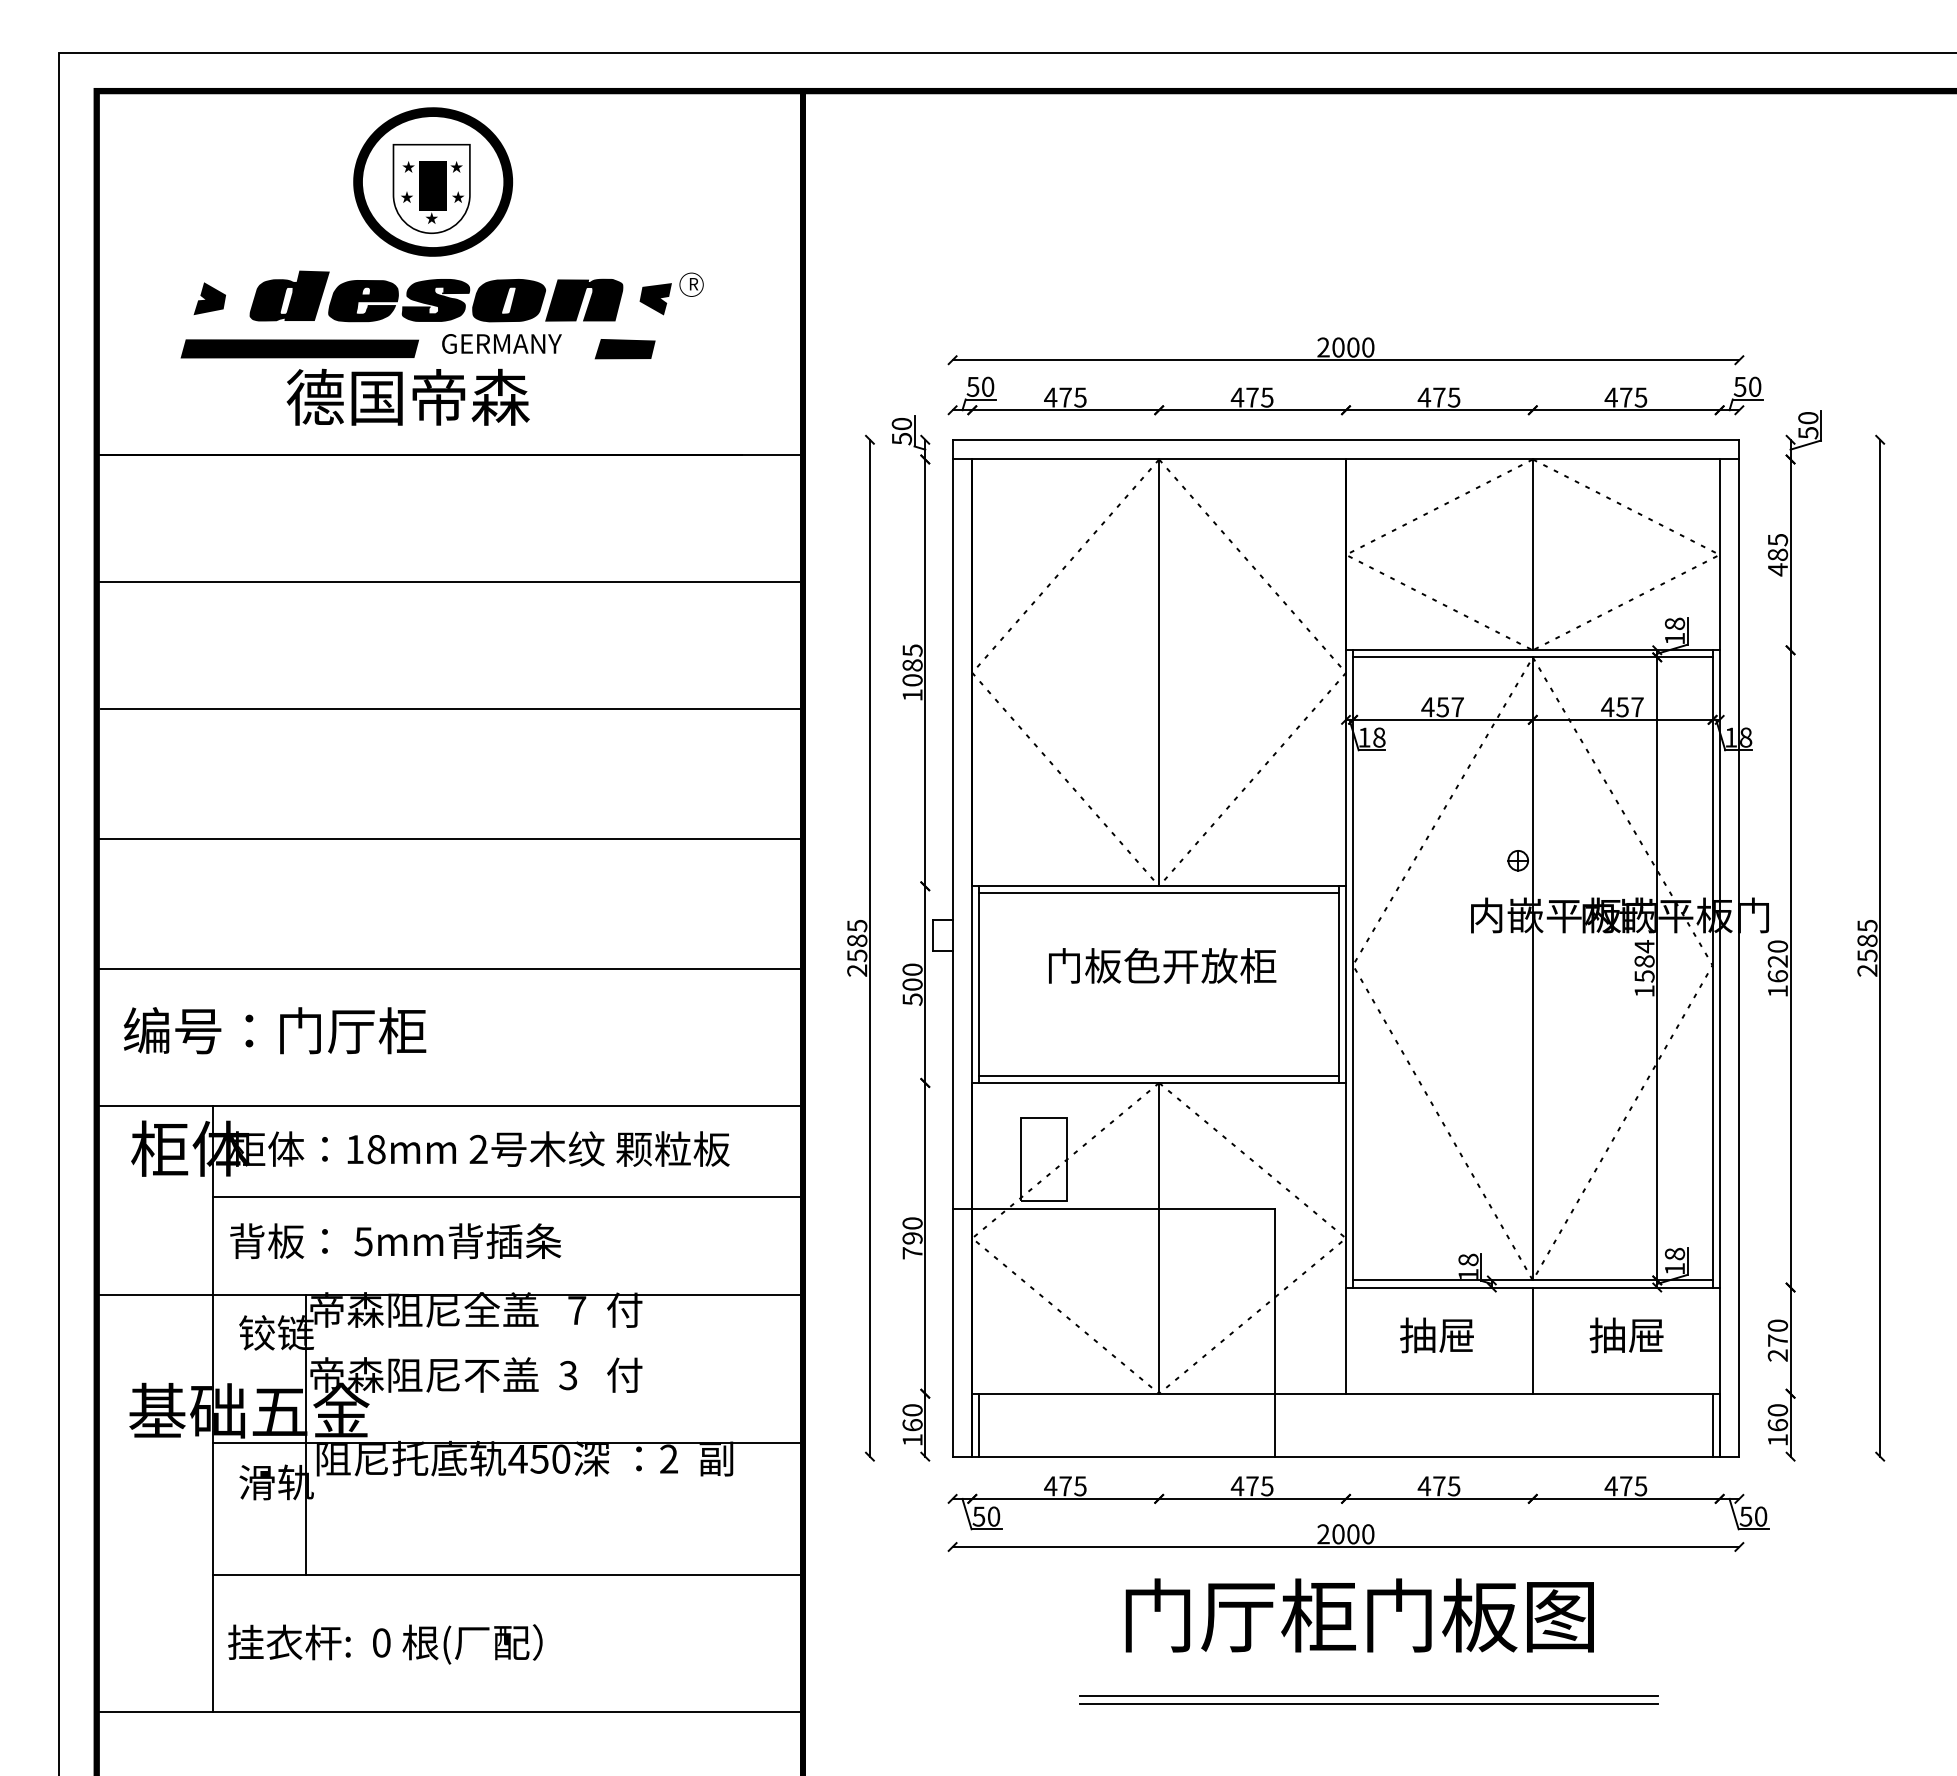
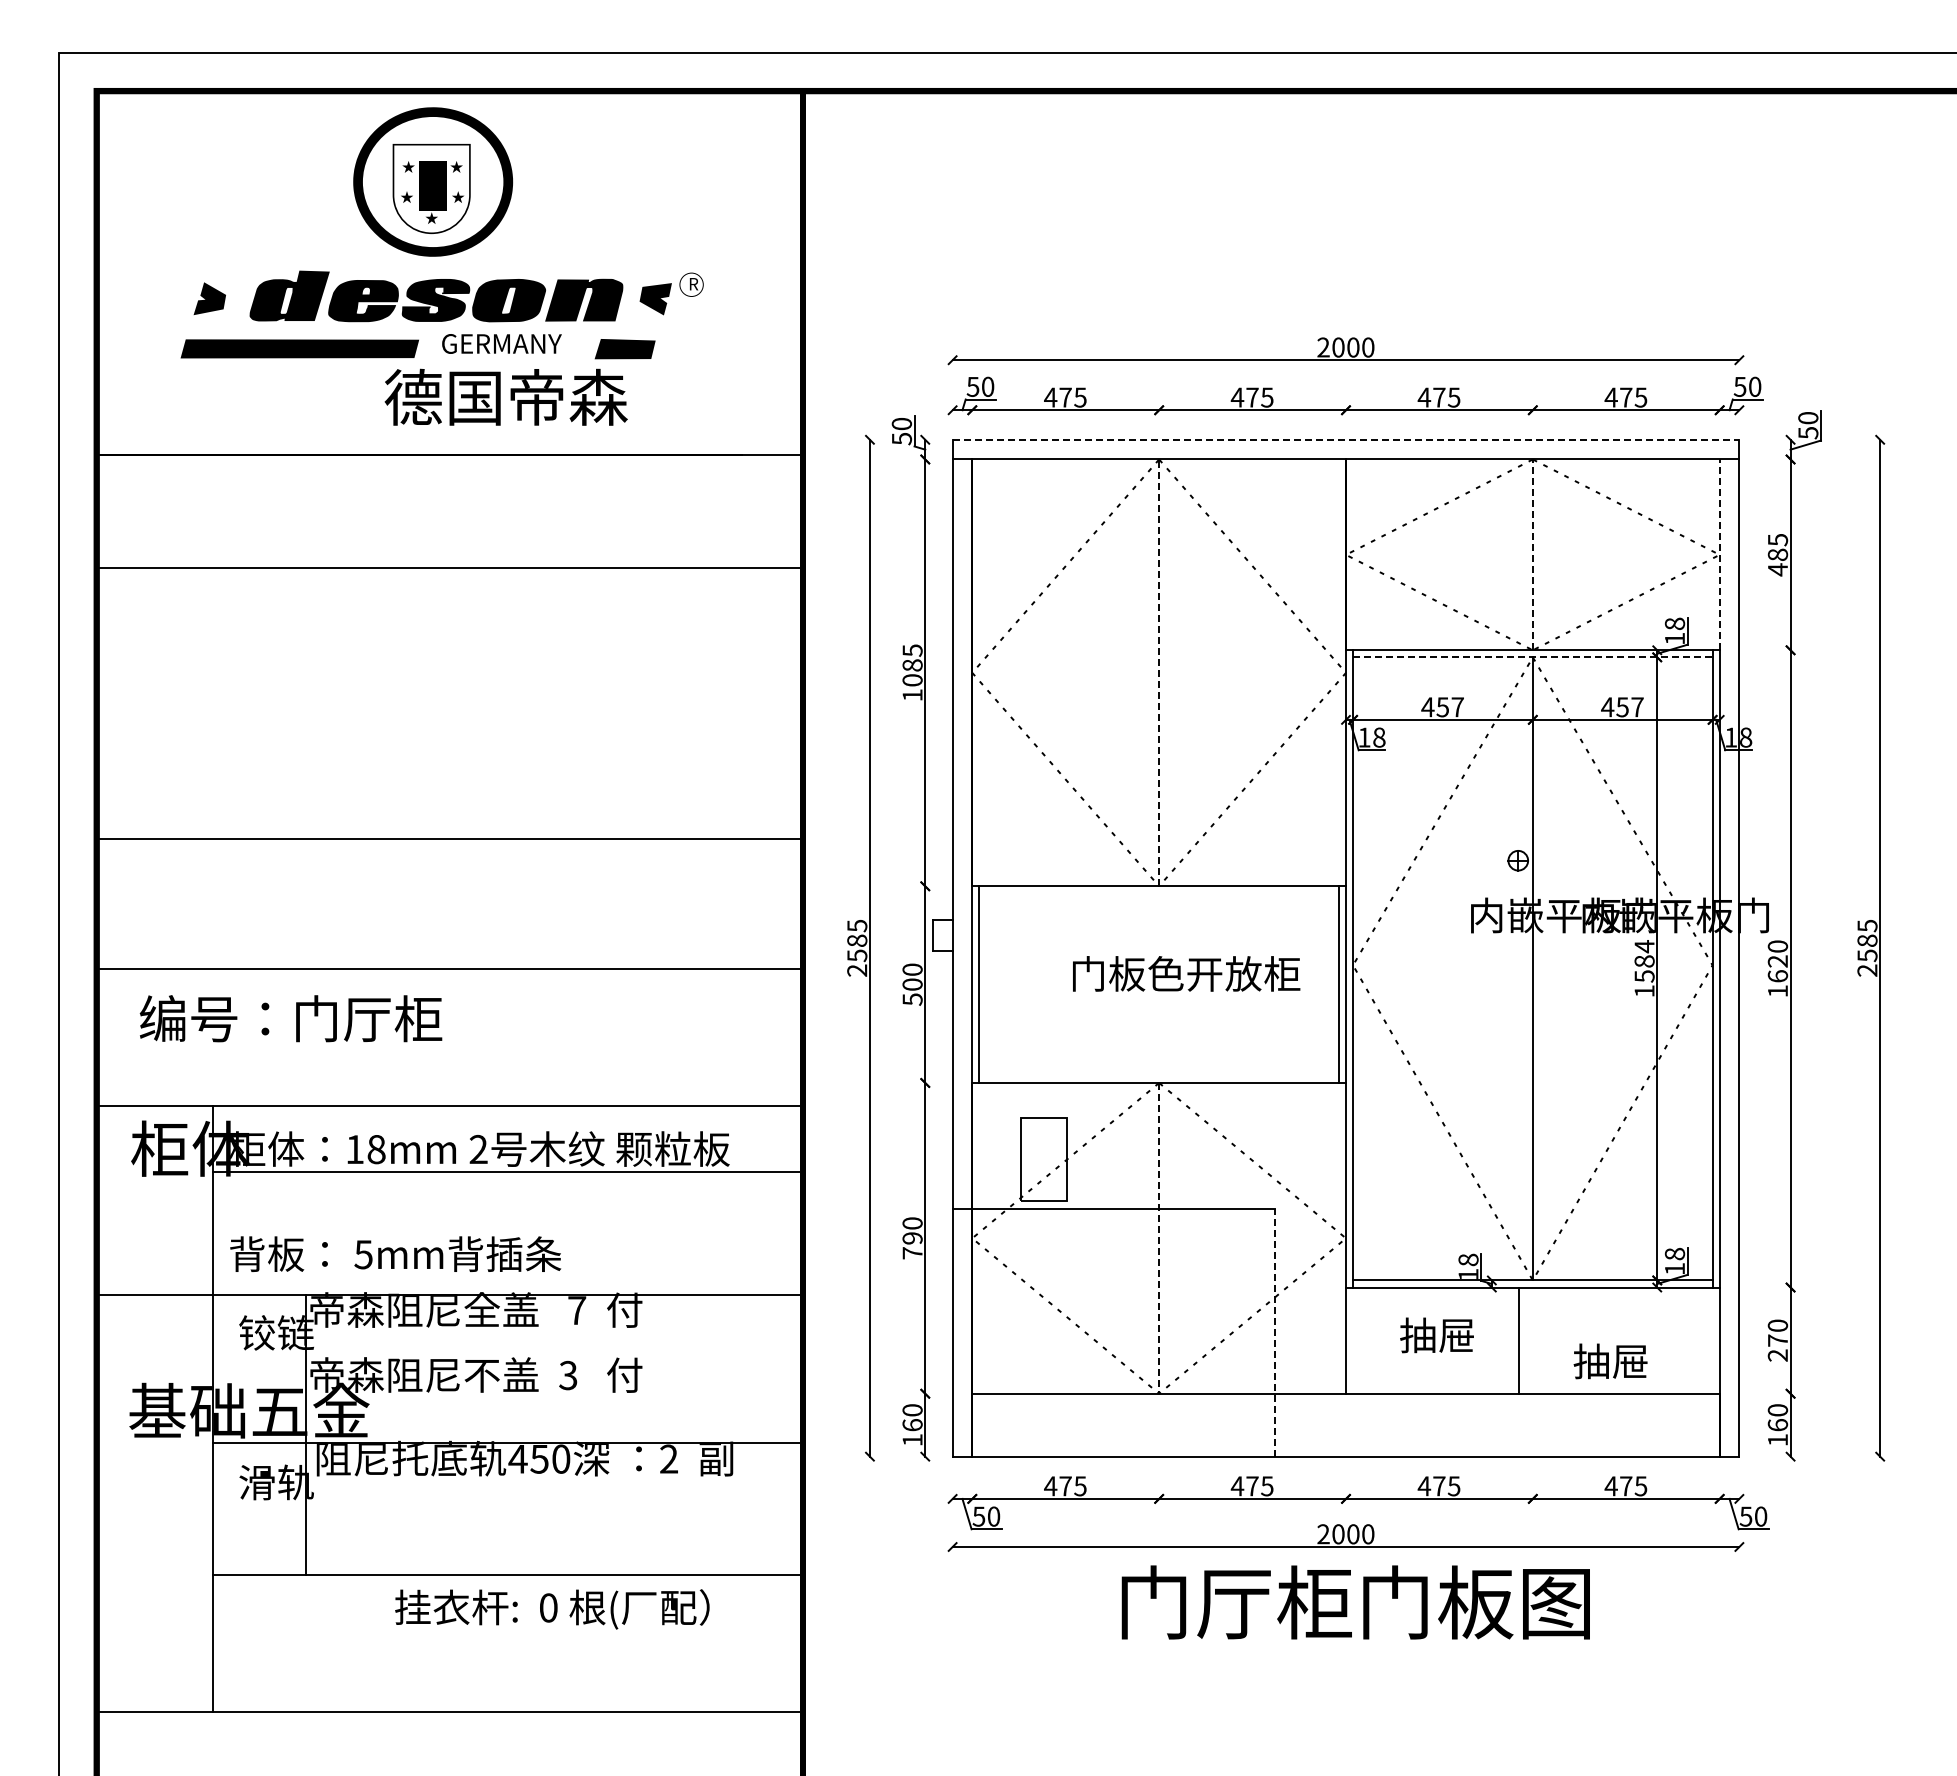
text position: (407, 396) -> (505, 396) (505, 396)
line: solid -> dashed (1346, 439)
line: solid -> dashed (1532, 554)
line: solid -> dashed (1719, 554)
line position: (449, 582) -> (449, 568) (449, 568)
line: solid -> dashed (1532, 657)
line: solid -> dashed (1159, 672)
line: present -> none (451, 709)
line: present -> none (1158, 893)
text position: (1162, 965) -> (1186, 973) (1186, 973)
text position: (274, 1030) -> (290, 1018) (290, 1018)
line: present -> none (1158, 1075)
line position: (507, 1197) -> (507, 1172) (507, 1172)
line: solid -> dashed (1159, 1238)
text position: (395, 1240) -> (395, 1253) (395, 1253)
line: solid -> dashed (1275, 1332)
text position: (1626, 1335) -> (1610, 1361) (1610, 1361)
line position: (1532, 1340) -> (1518, 1340) (1518, 1340)
line: present -> none (979, 1424)
line: present -> none (1712, 1424)
text position: (1359, 1615) -> (1355, 1602) (1355, 1602)
text position: (385, 1644) -> (552, 1609) (552, 1609)
line: present -> none (1368, 1696)
line: present -> none (1368, 1704)
